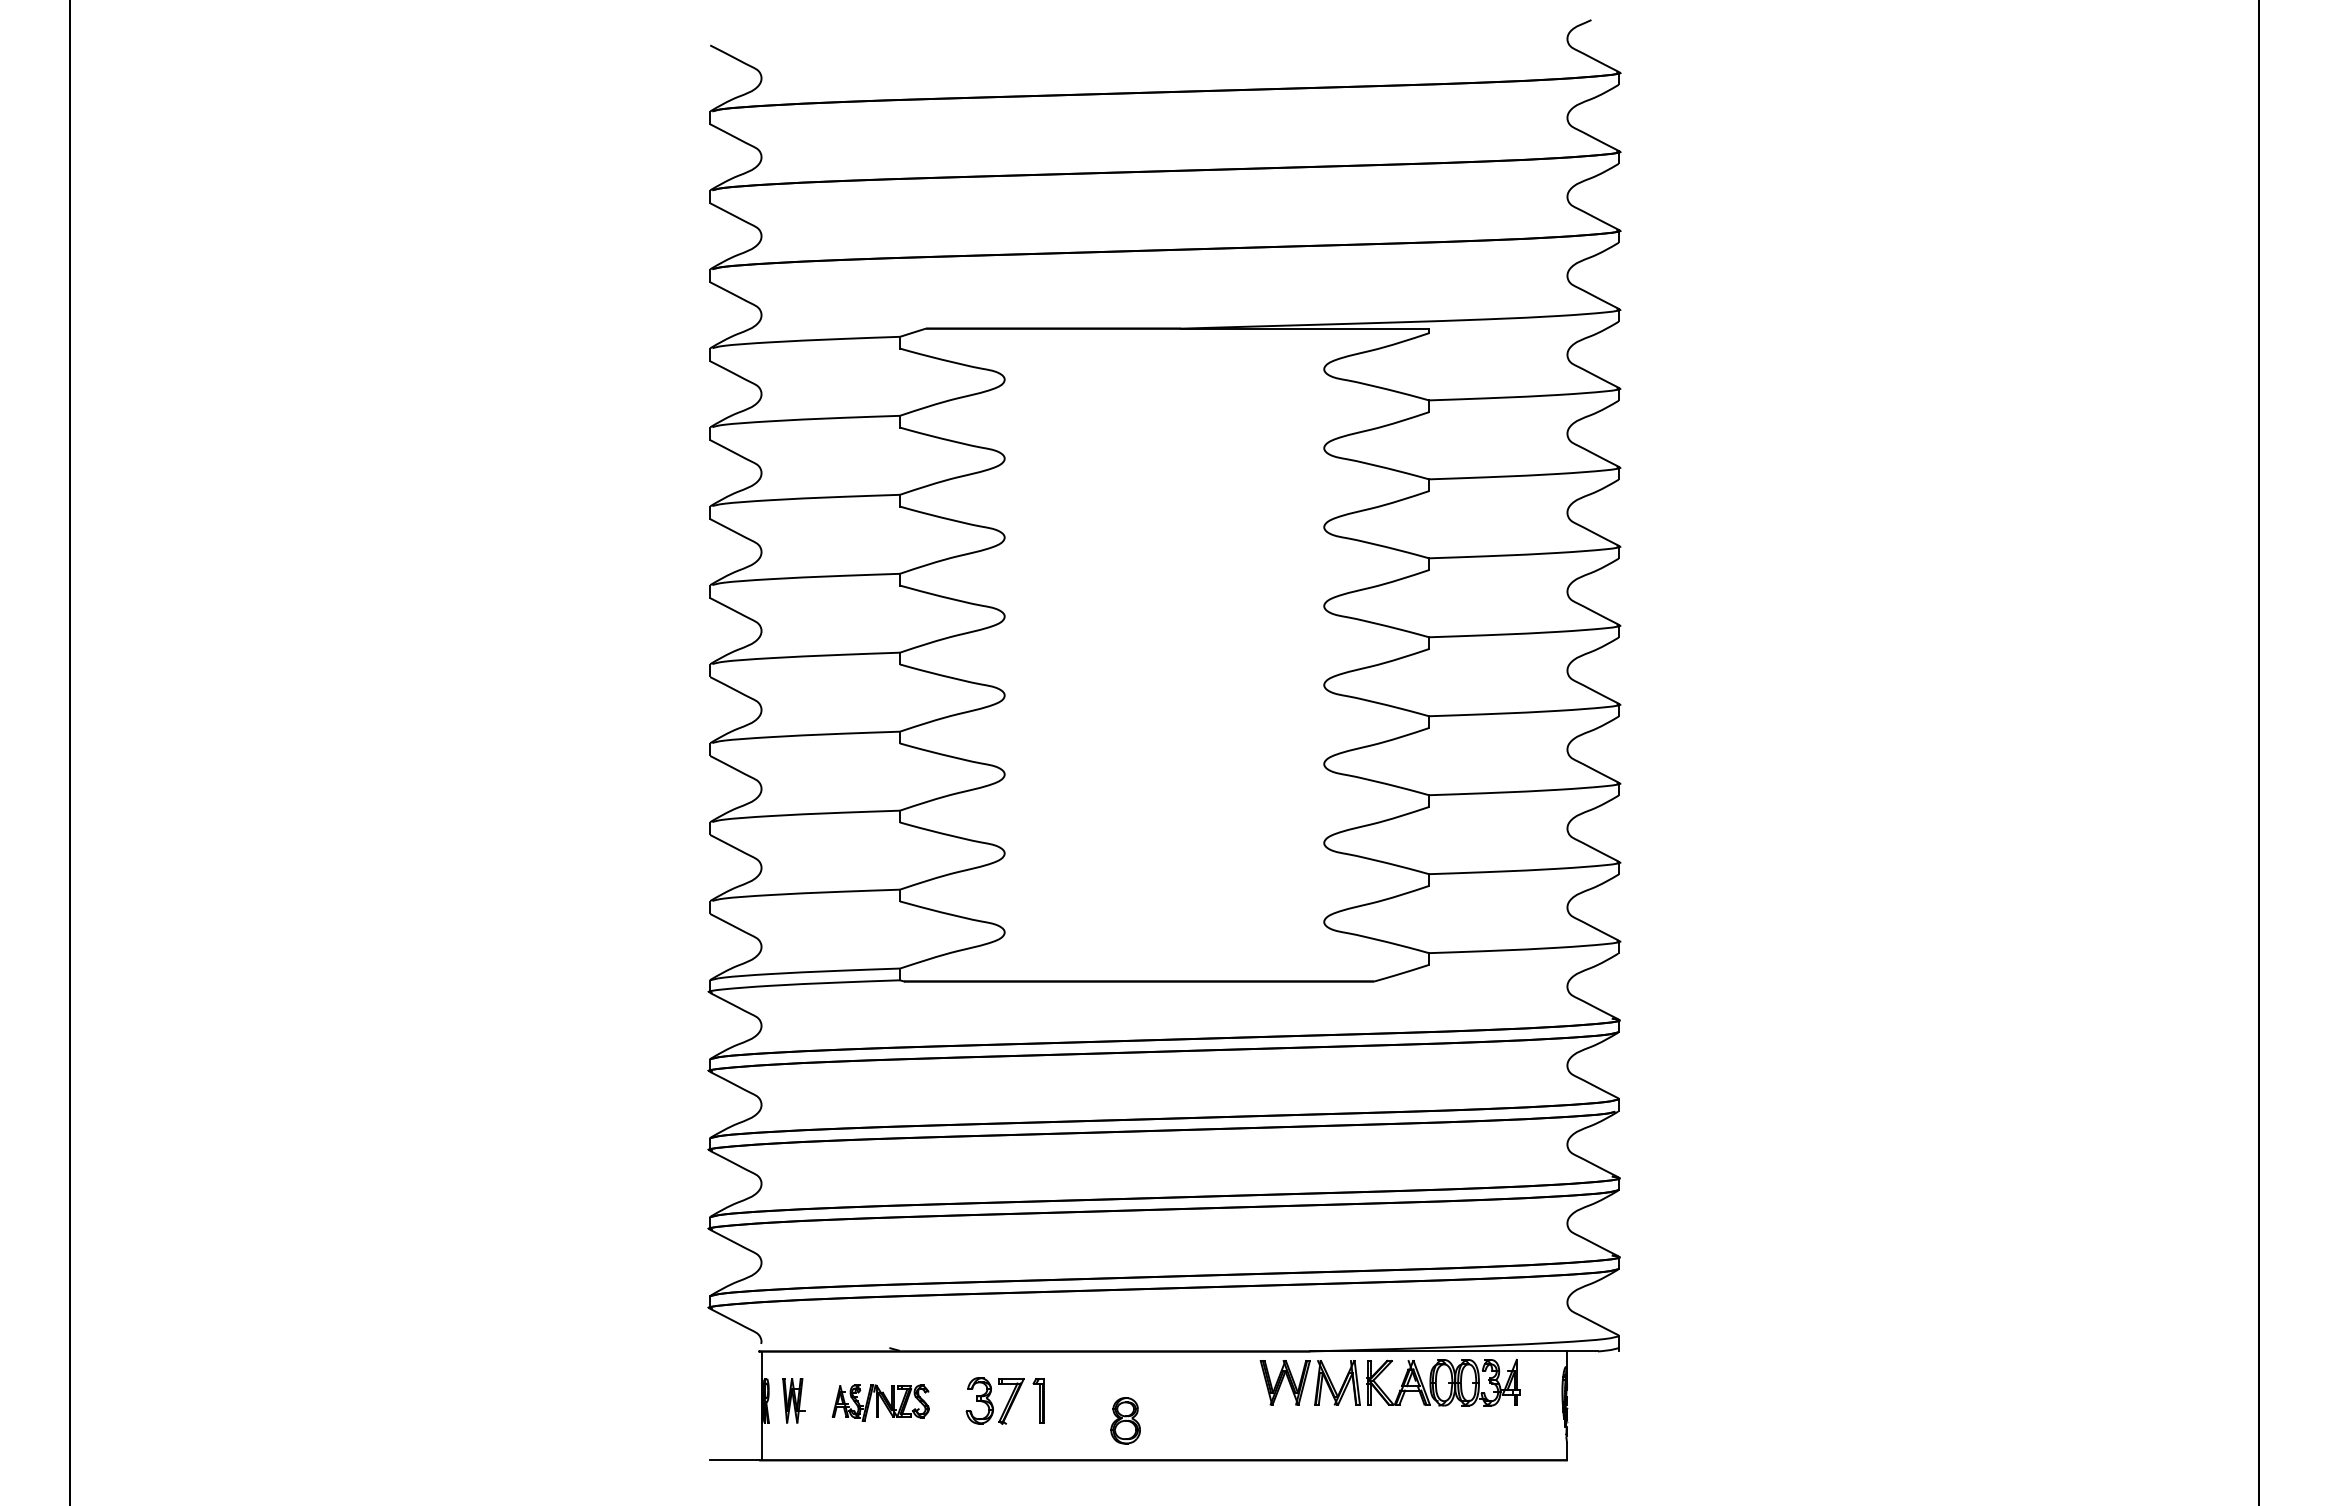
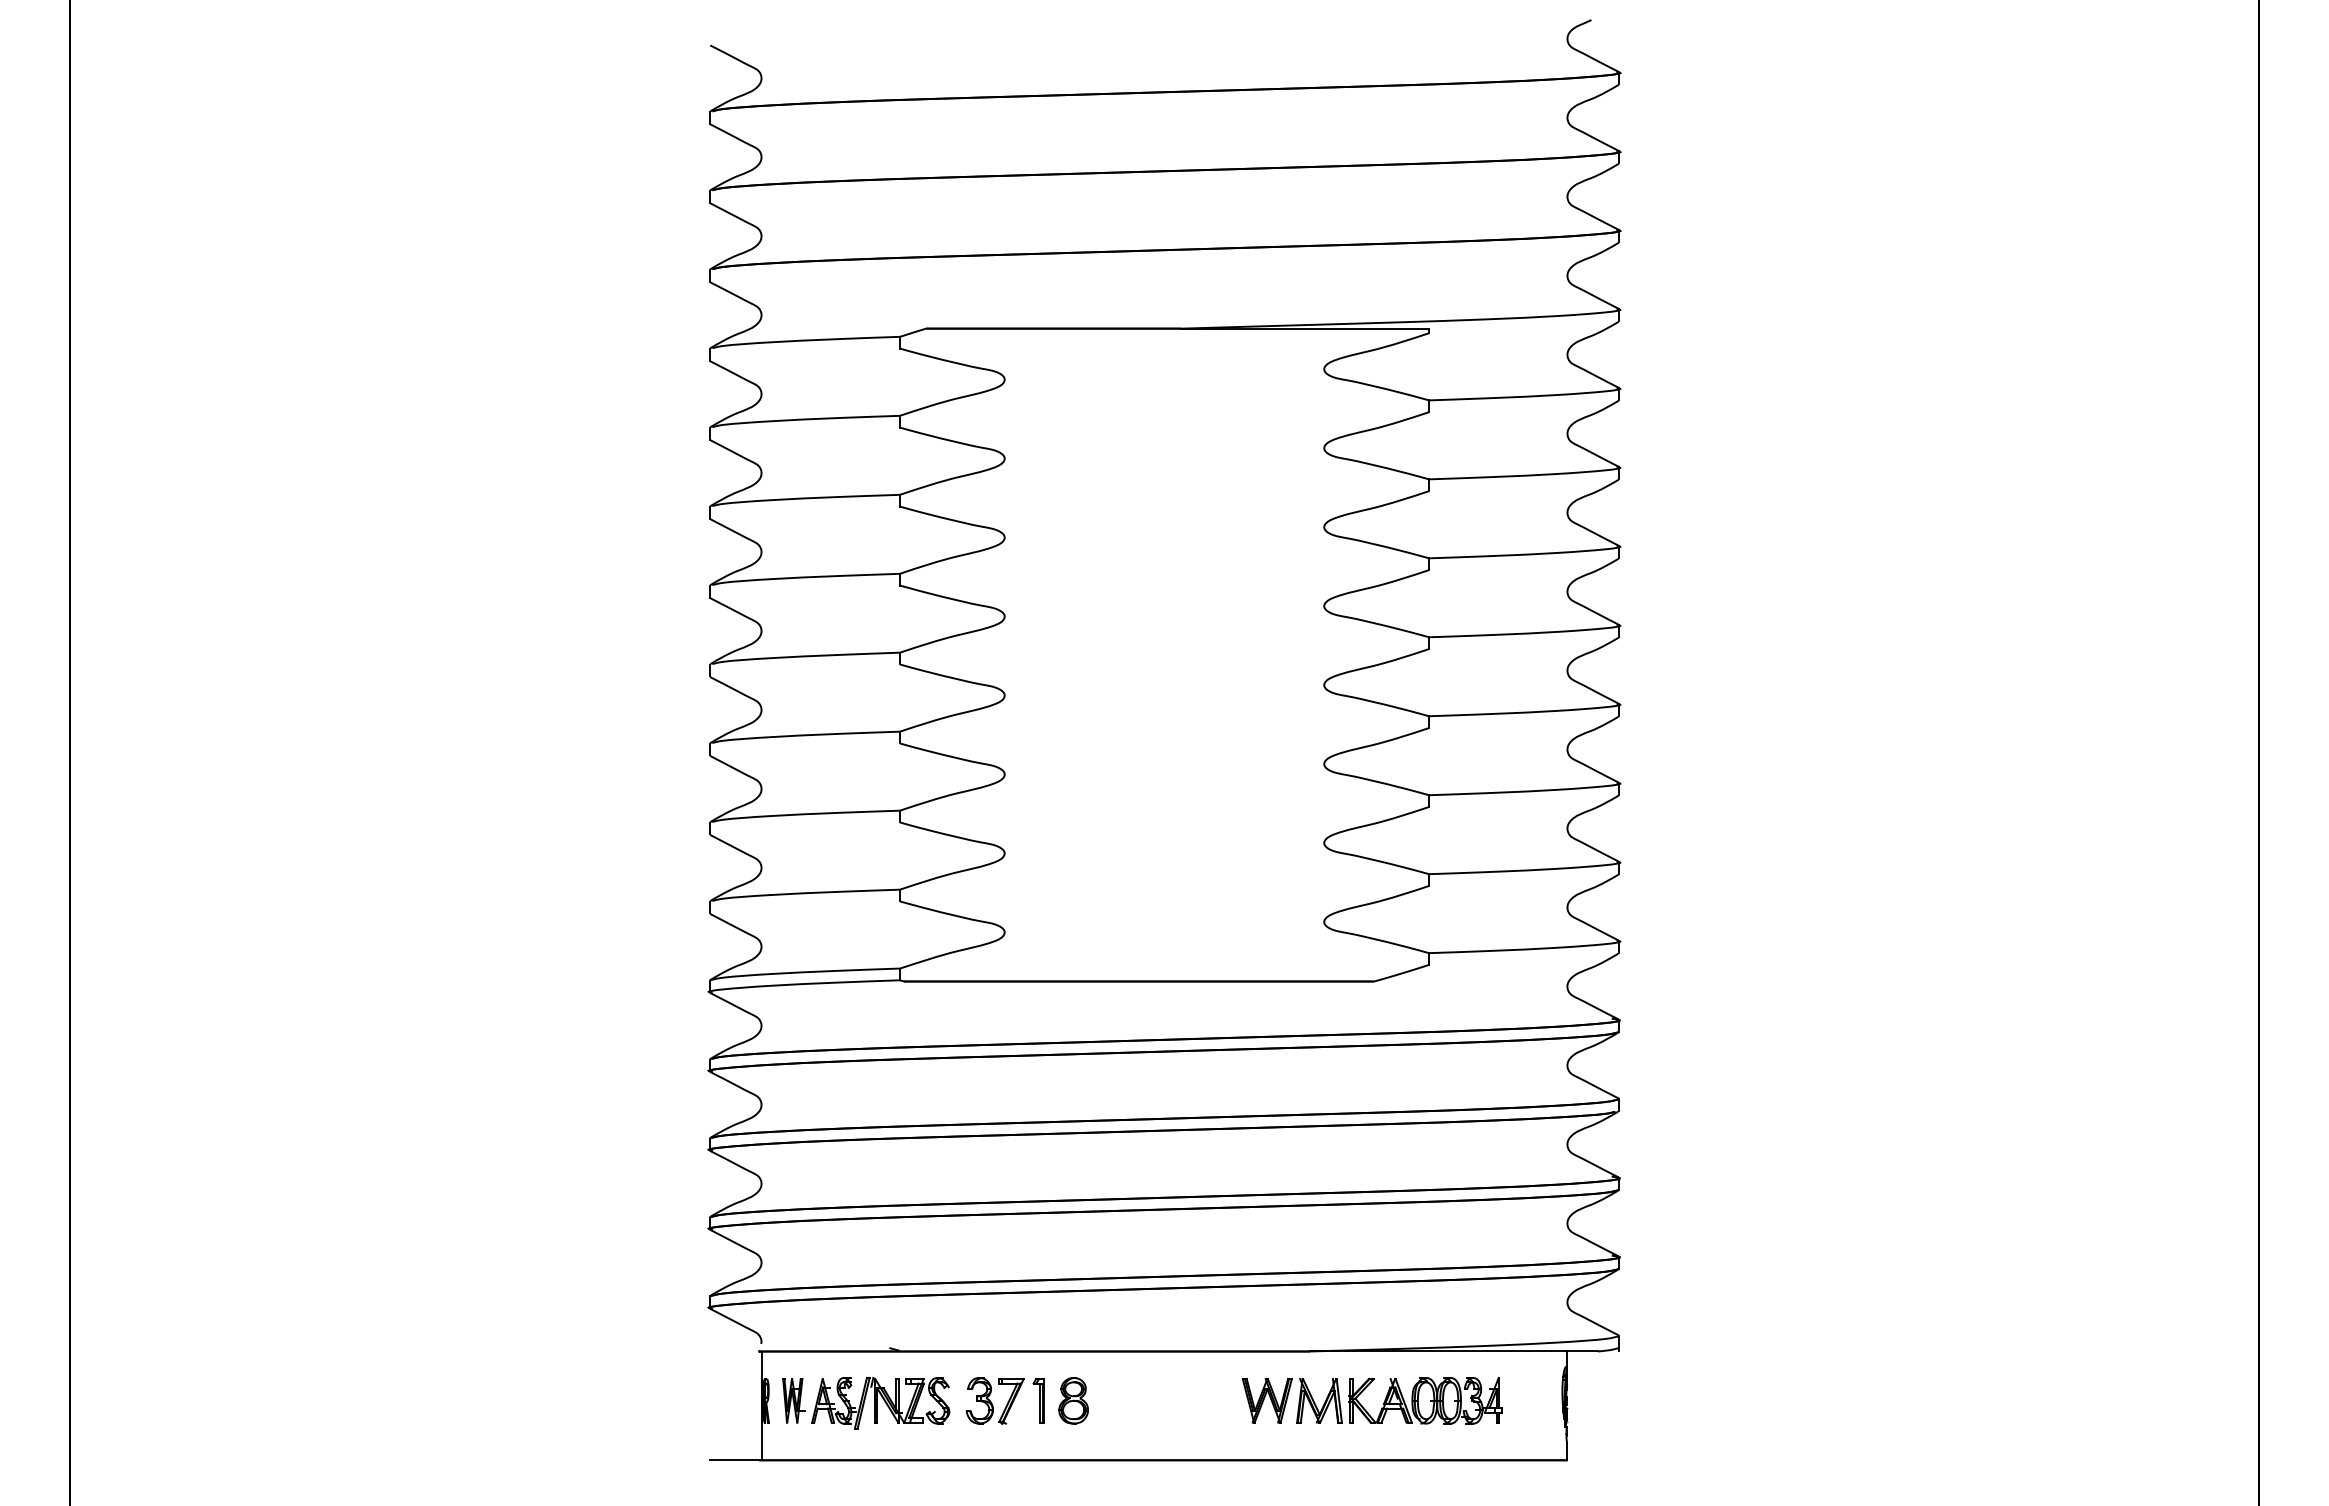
part position: (1382, 1389) -> (1364, 1407) (1364, 1407)
part size: 98x38 px -> 140x54 px (880, 1402)
part position: (1125, 1420) -> (1073, 1400) (1073, 1400)
